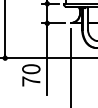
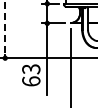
line: solid -> dashed (5, 27)
text: 70 -> 63 (31, 75)
